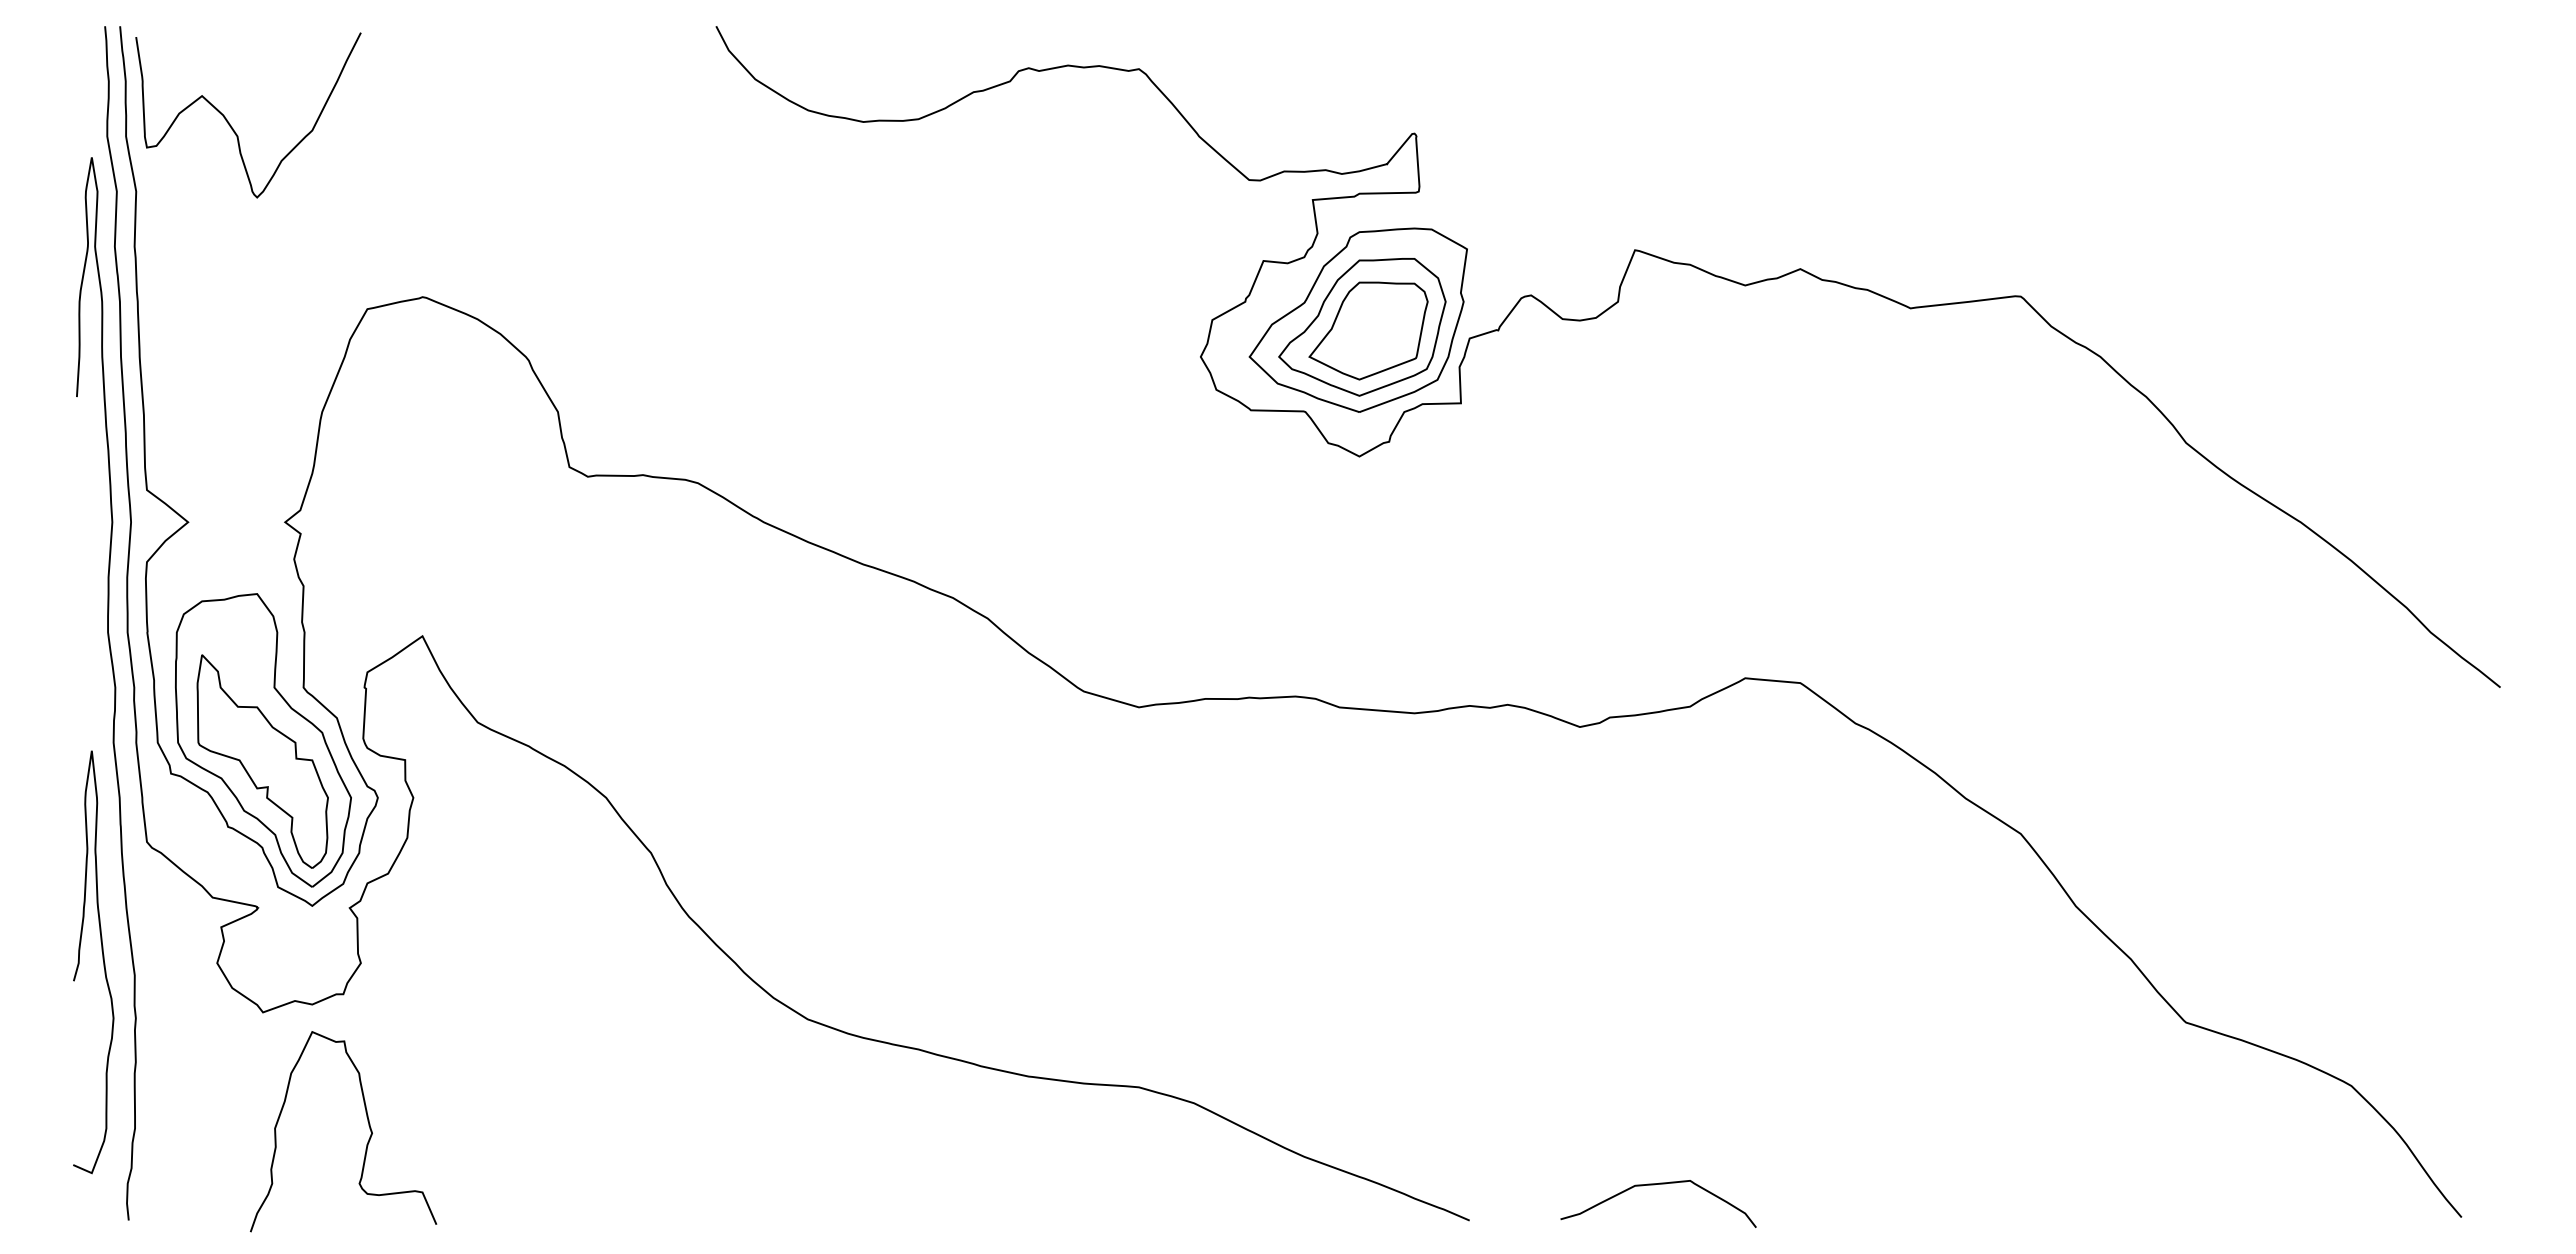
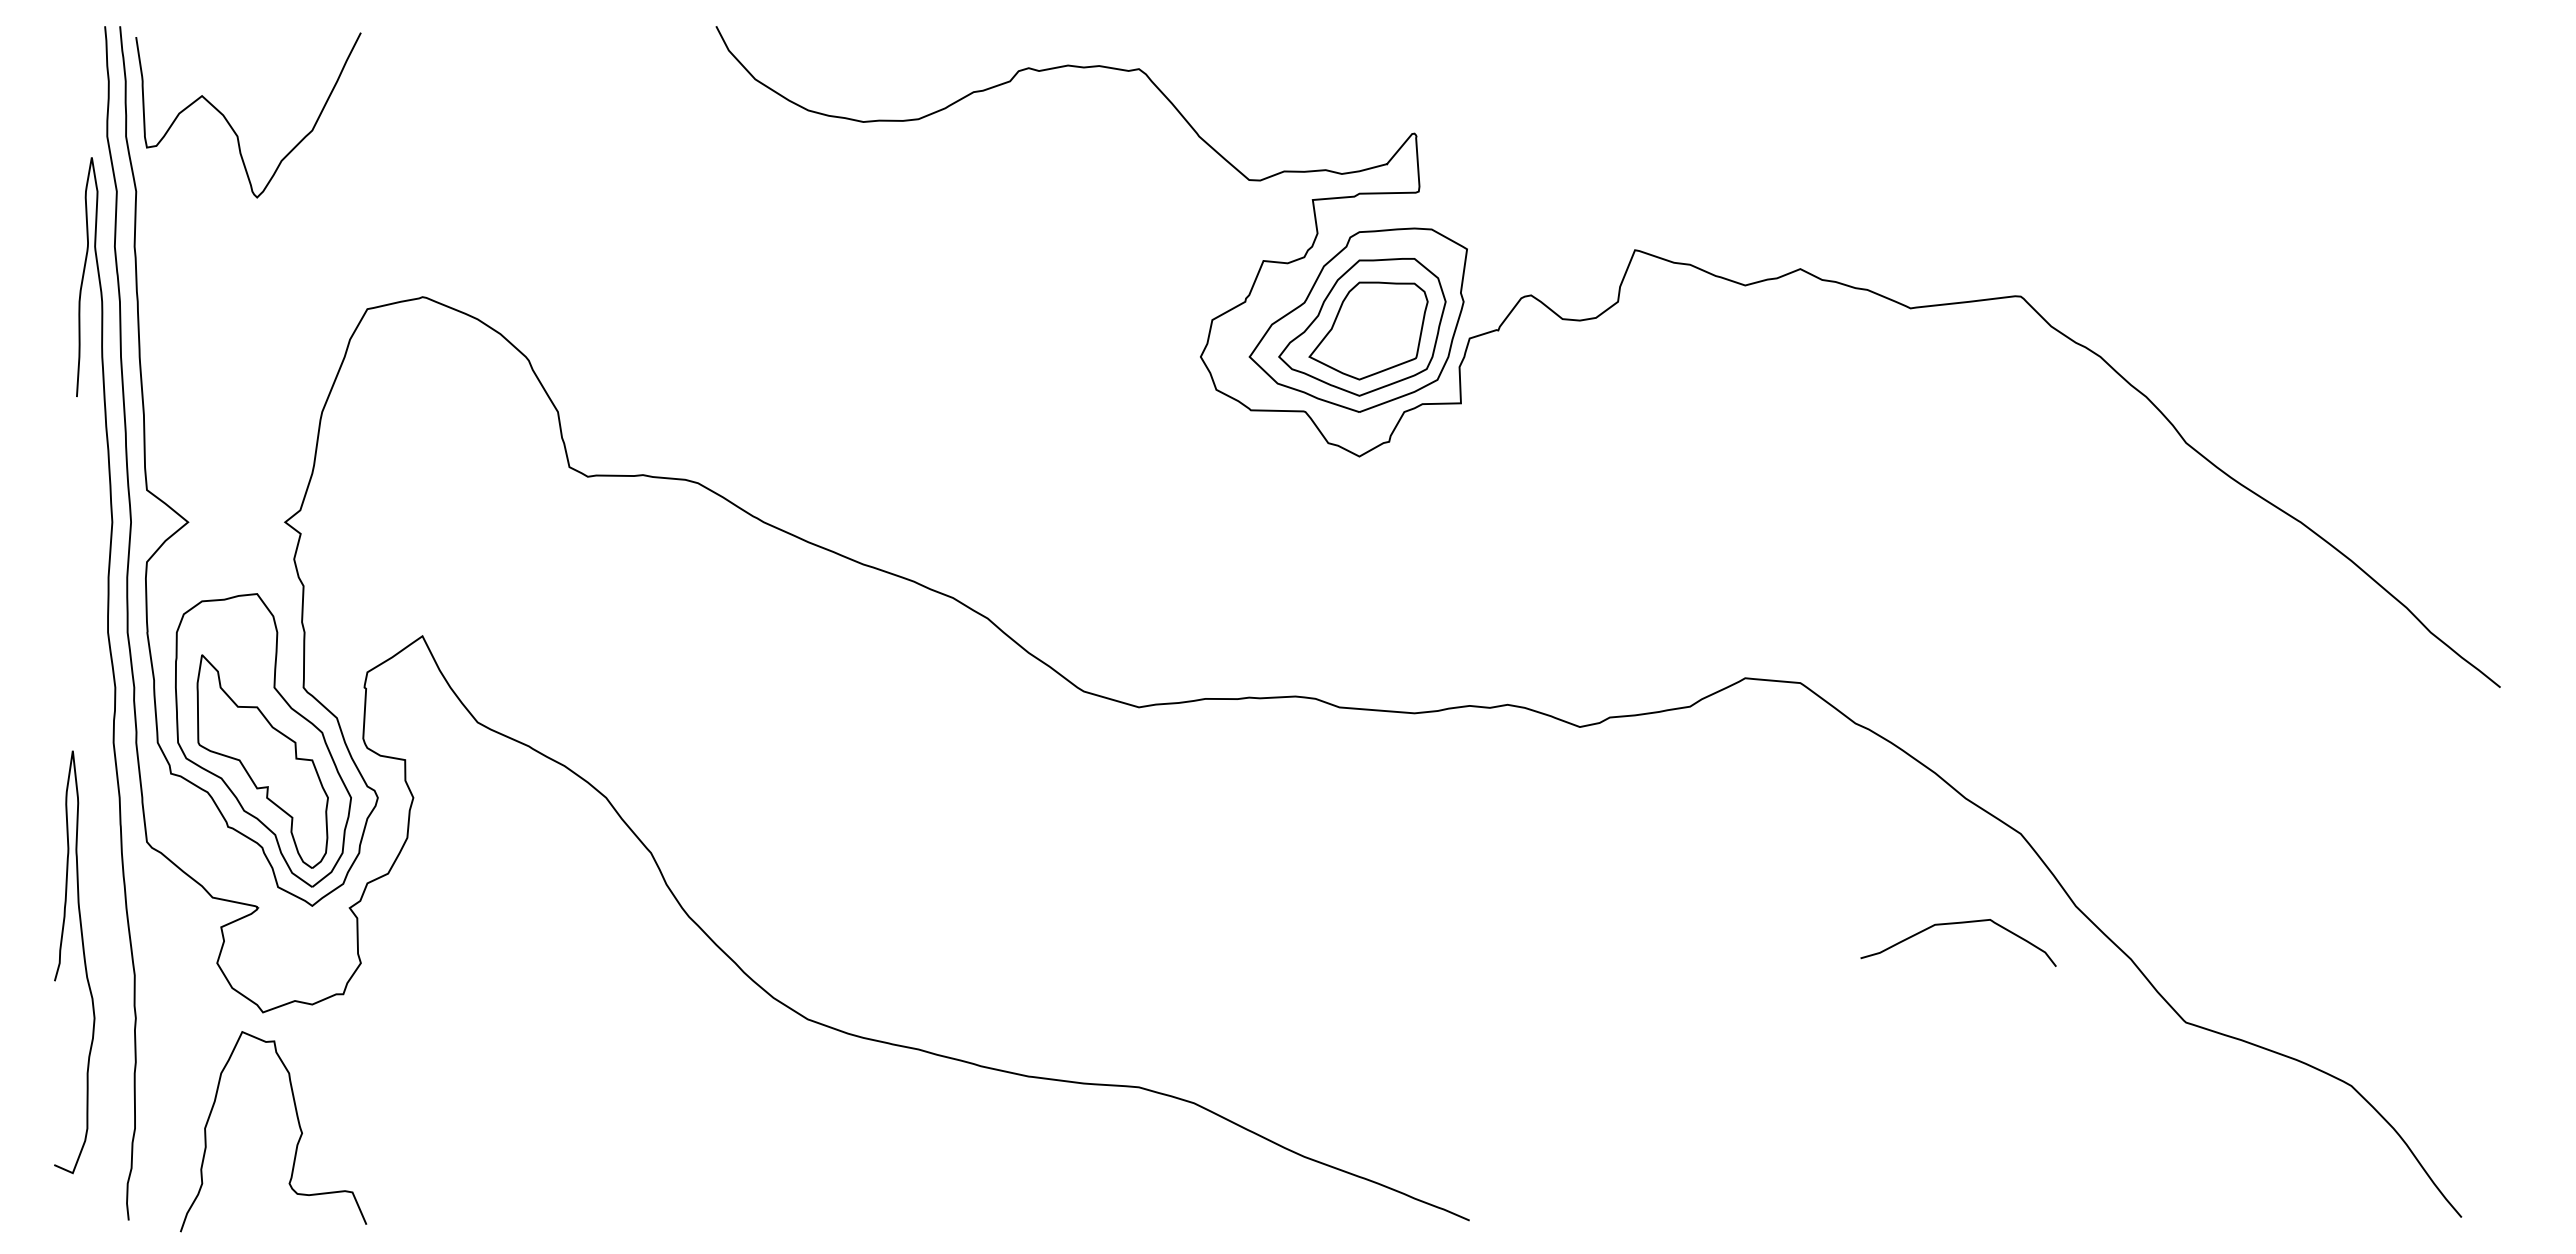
curve position: (102, 959) -> (83, 959) (83, 959)
curve position: (368, 1125) -> (298, 1125) (298, 1125)
curve position: (1654, 1185) -> (1954, 924) (1954, 924)
